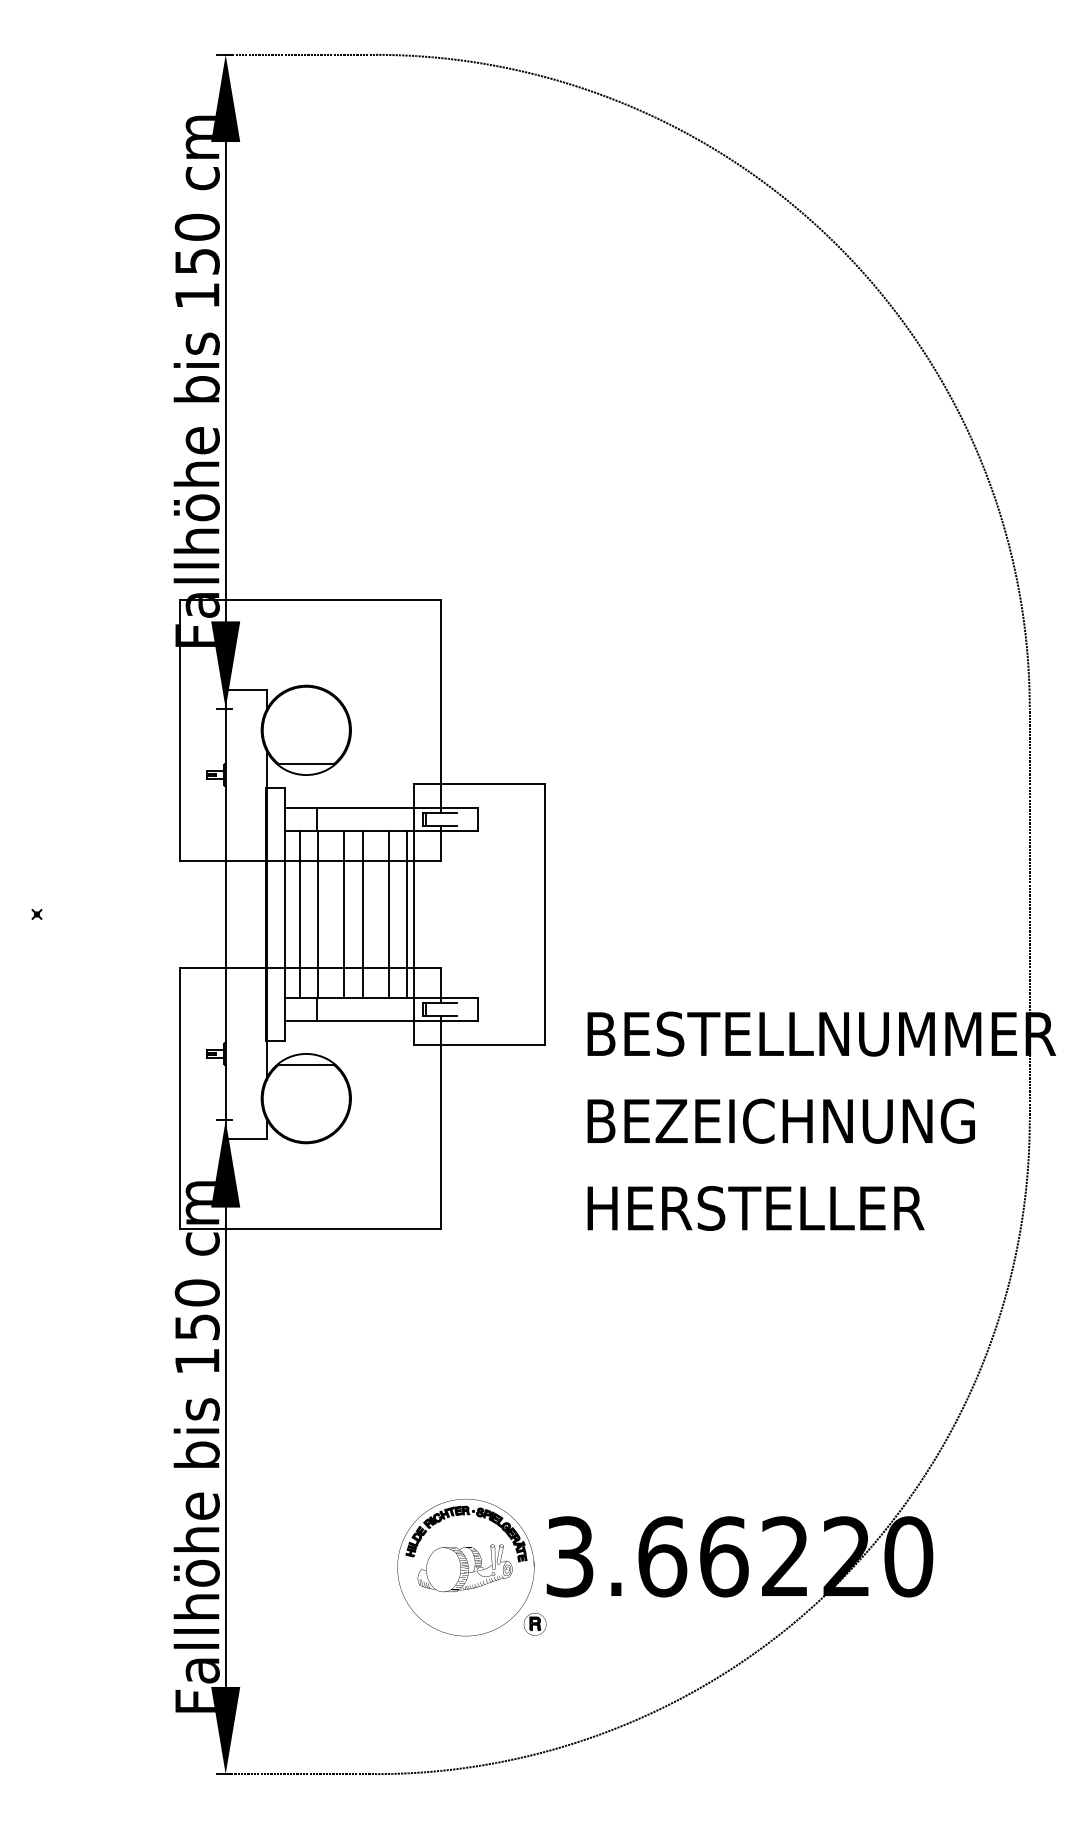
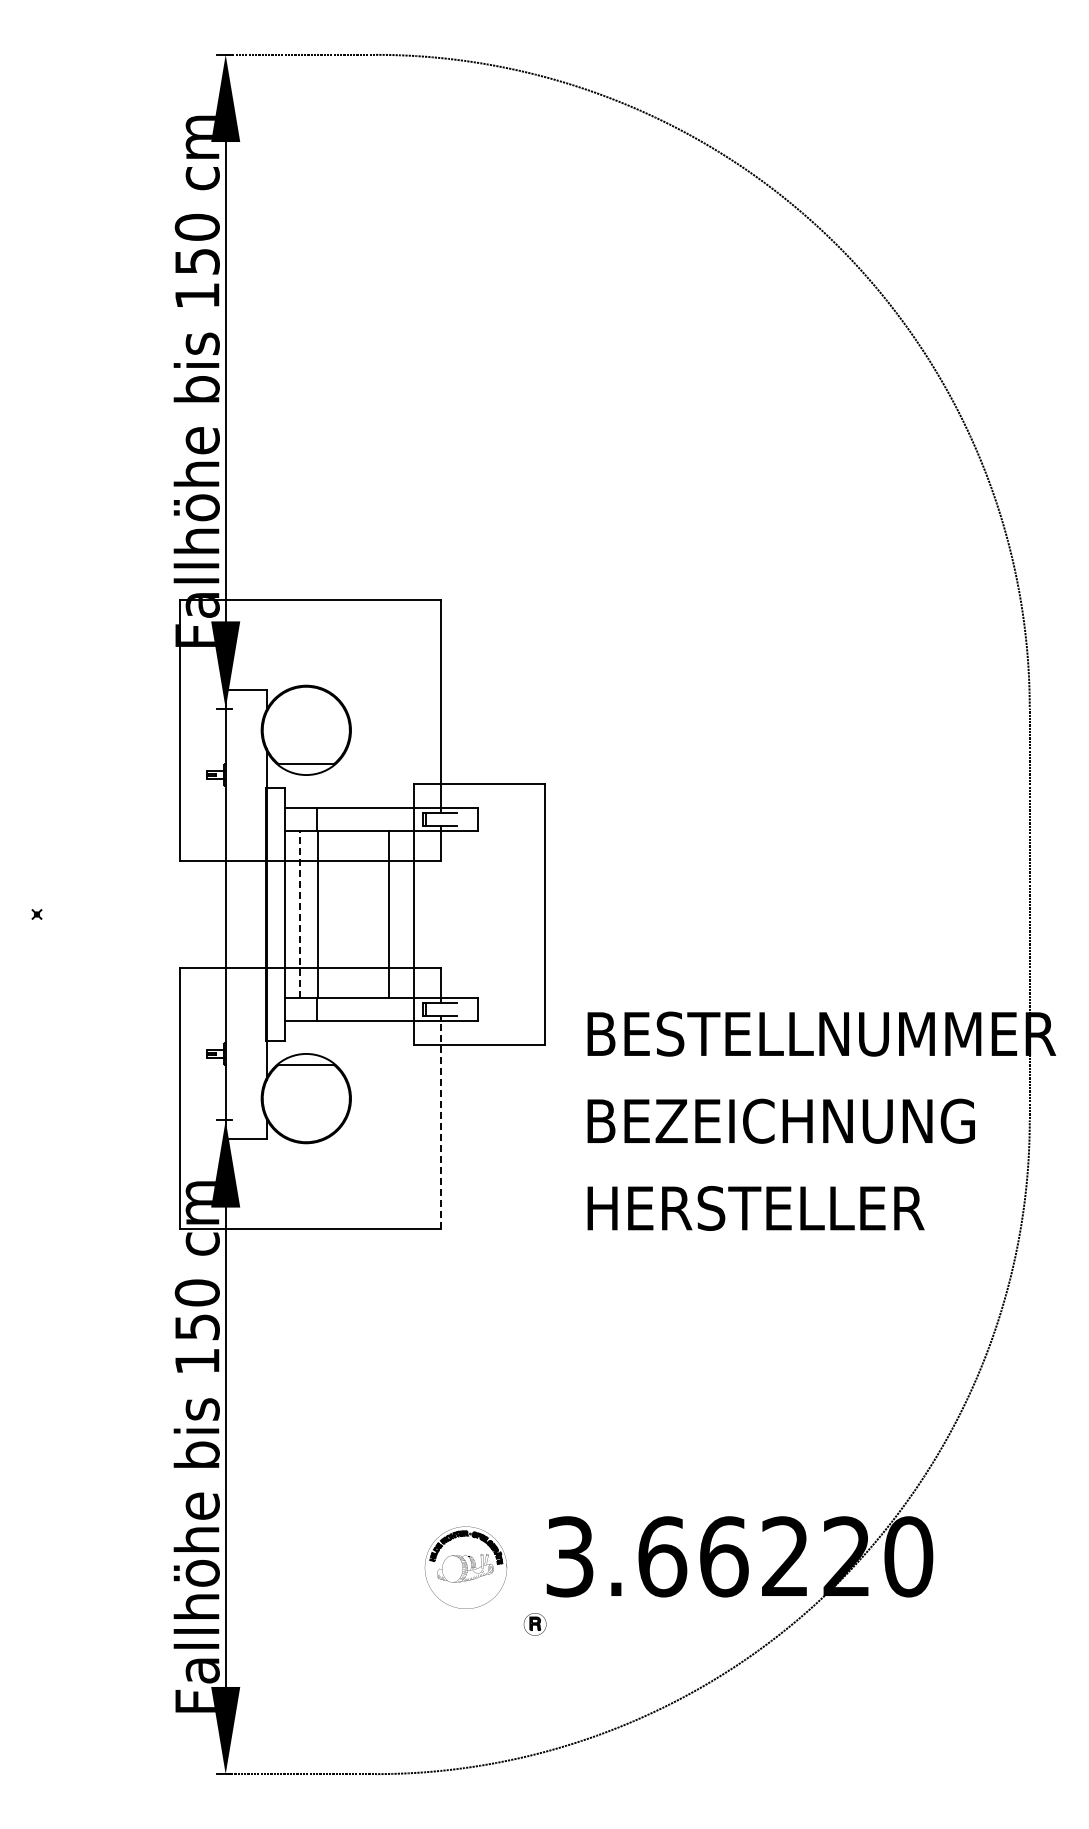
line: solid -> dashed (299, 914)
line: present -> none (344, 914)
line: present -> none (362, 914)
line: present -> none (407, 914)
line: solid -> dashed (441, 1122)
part size: 138x138 px -> 84x83 px (465, 1567)
